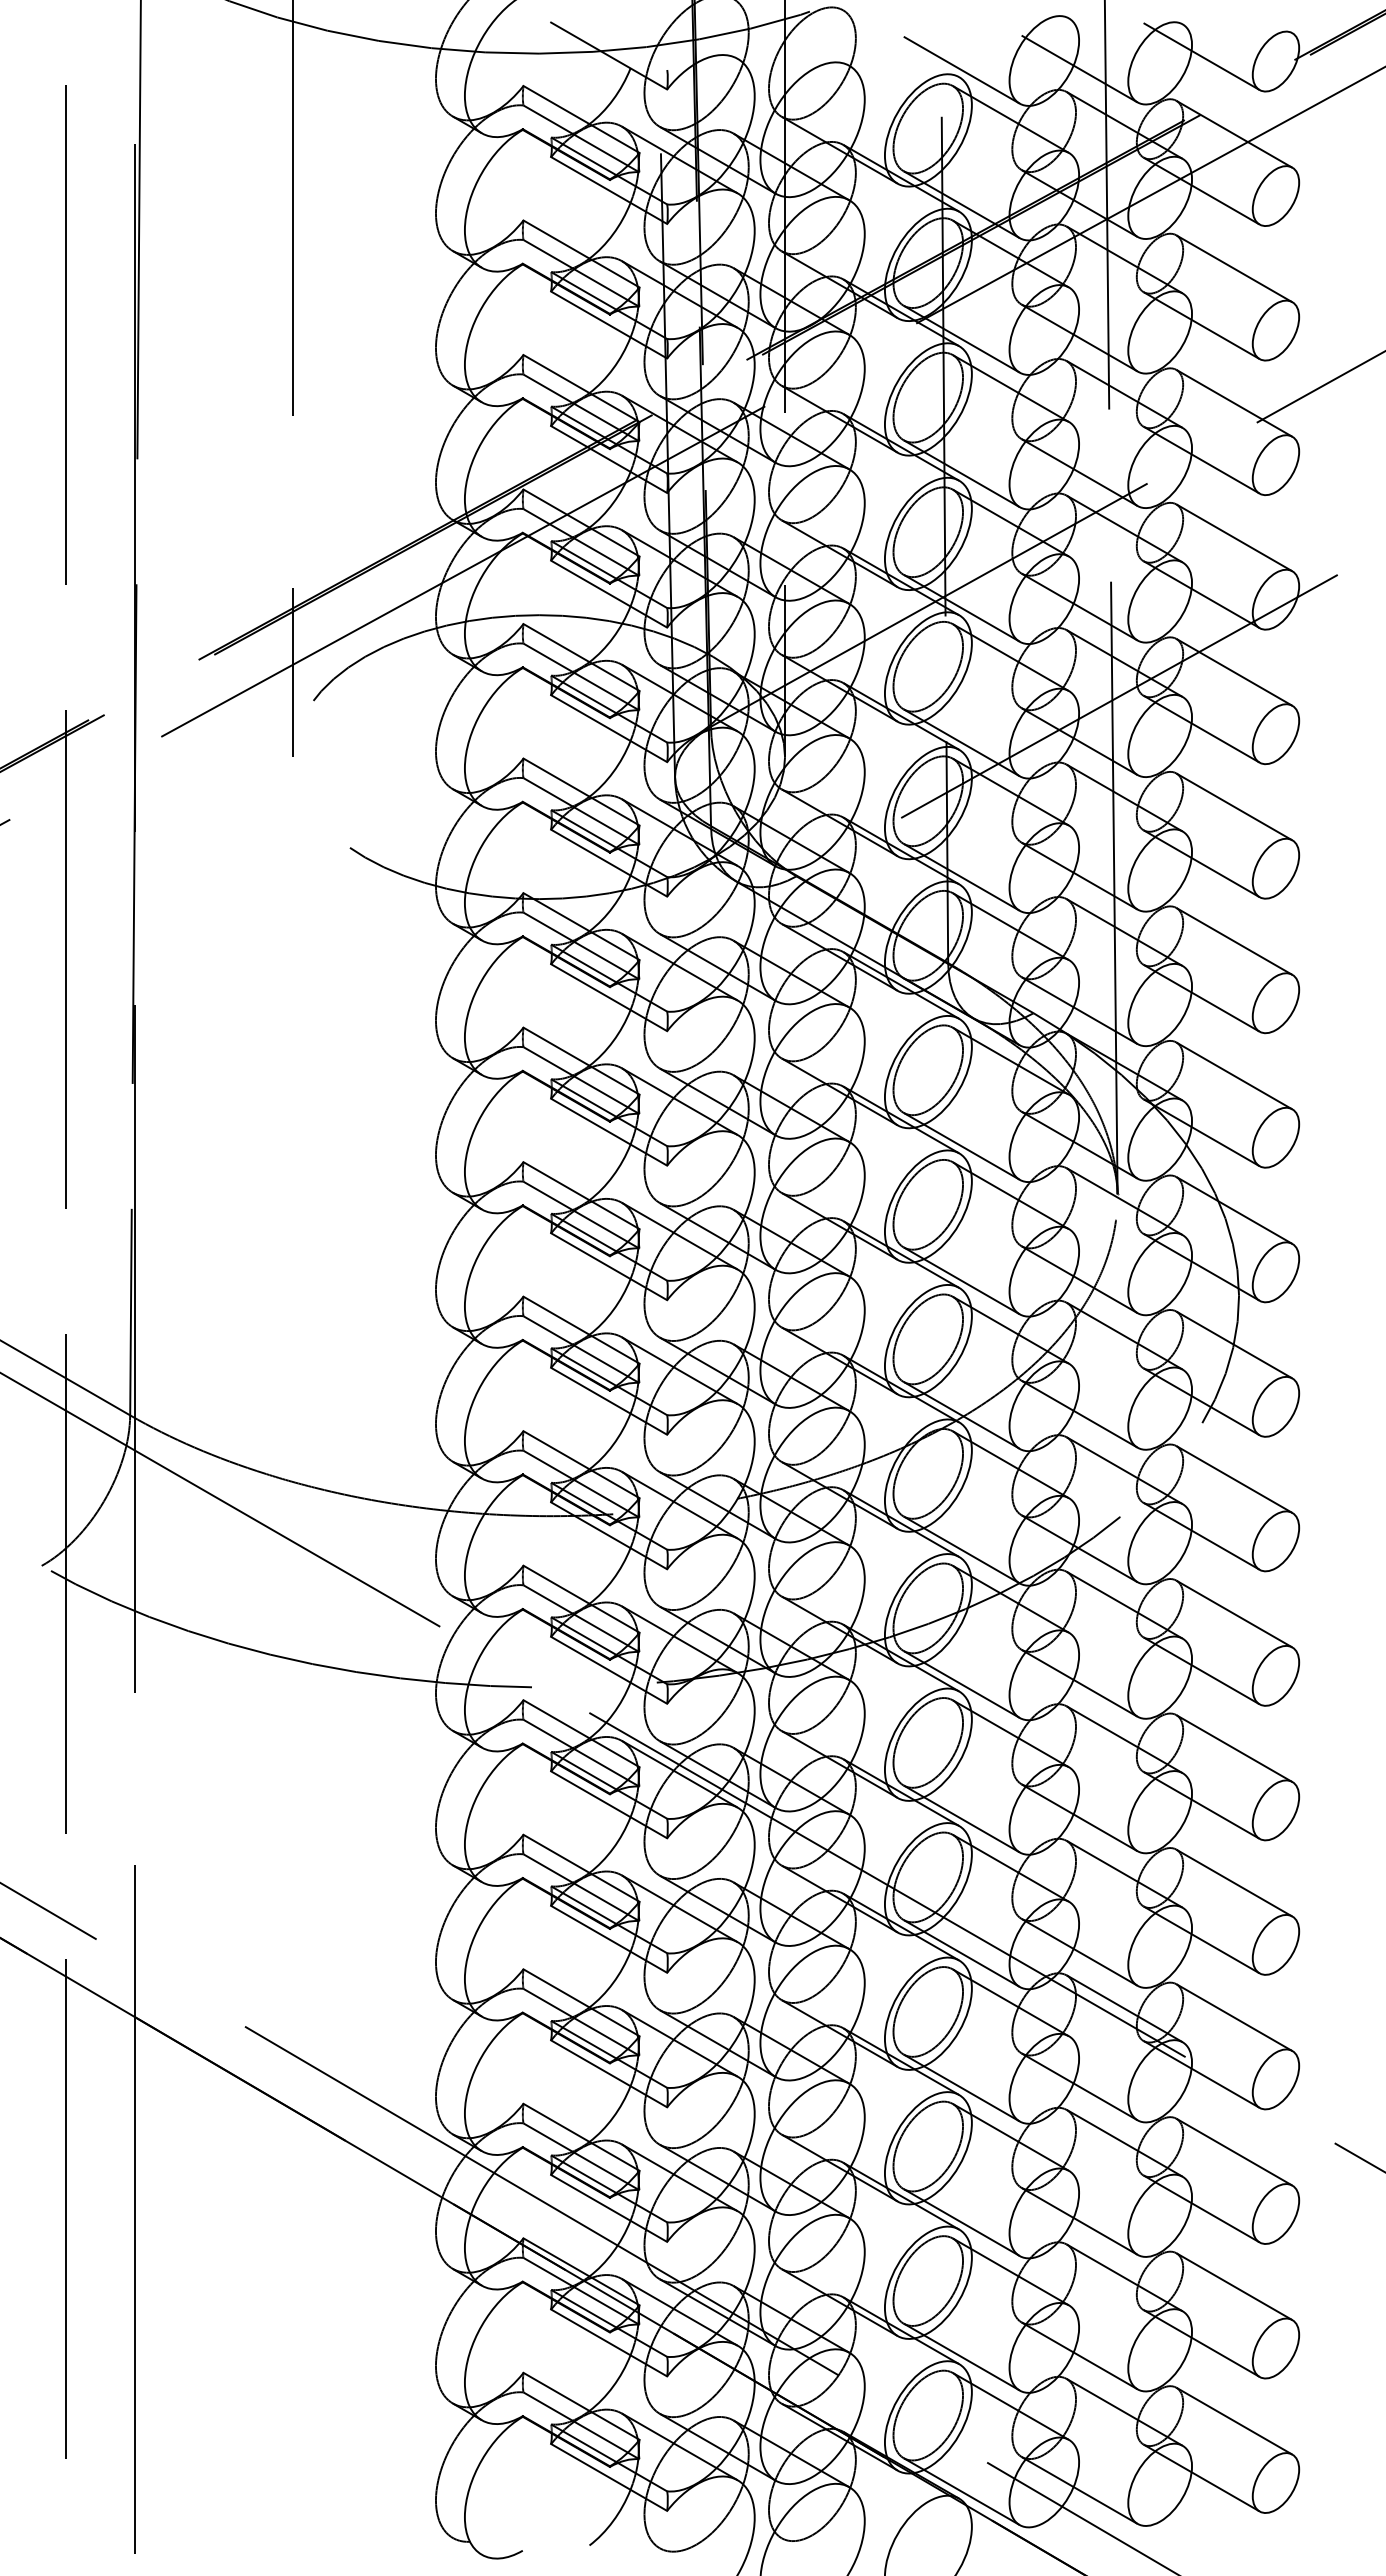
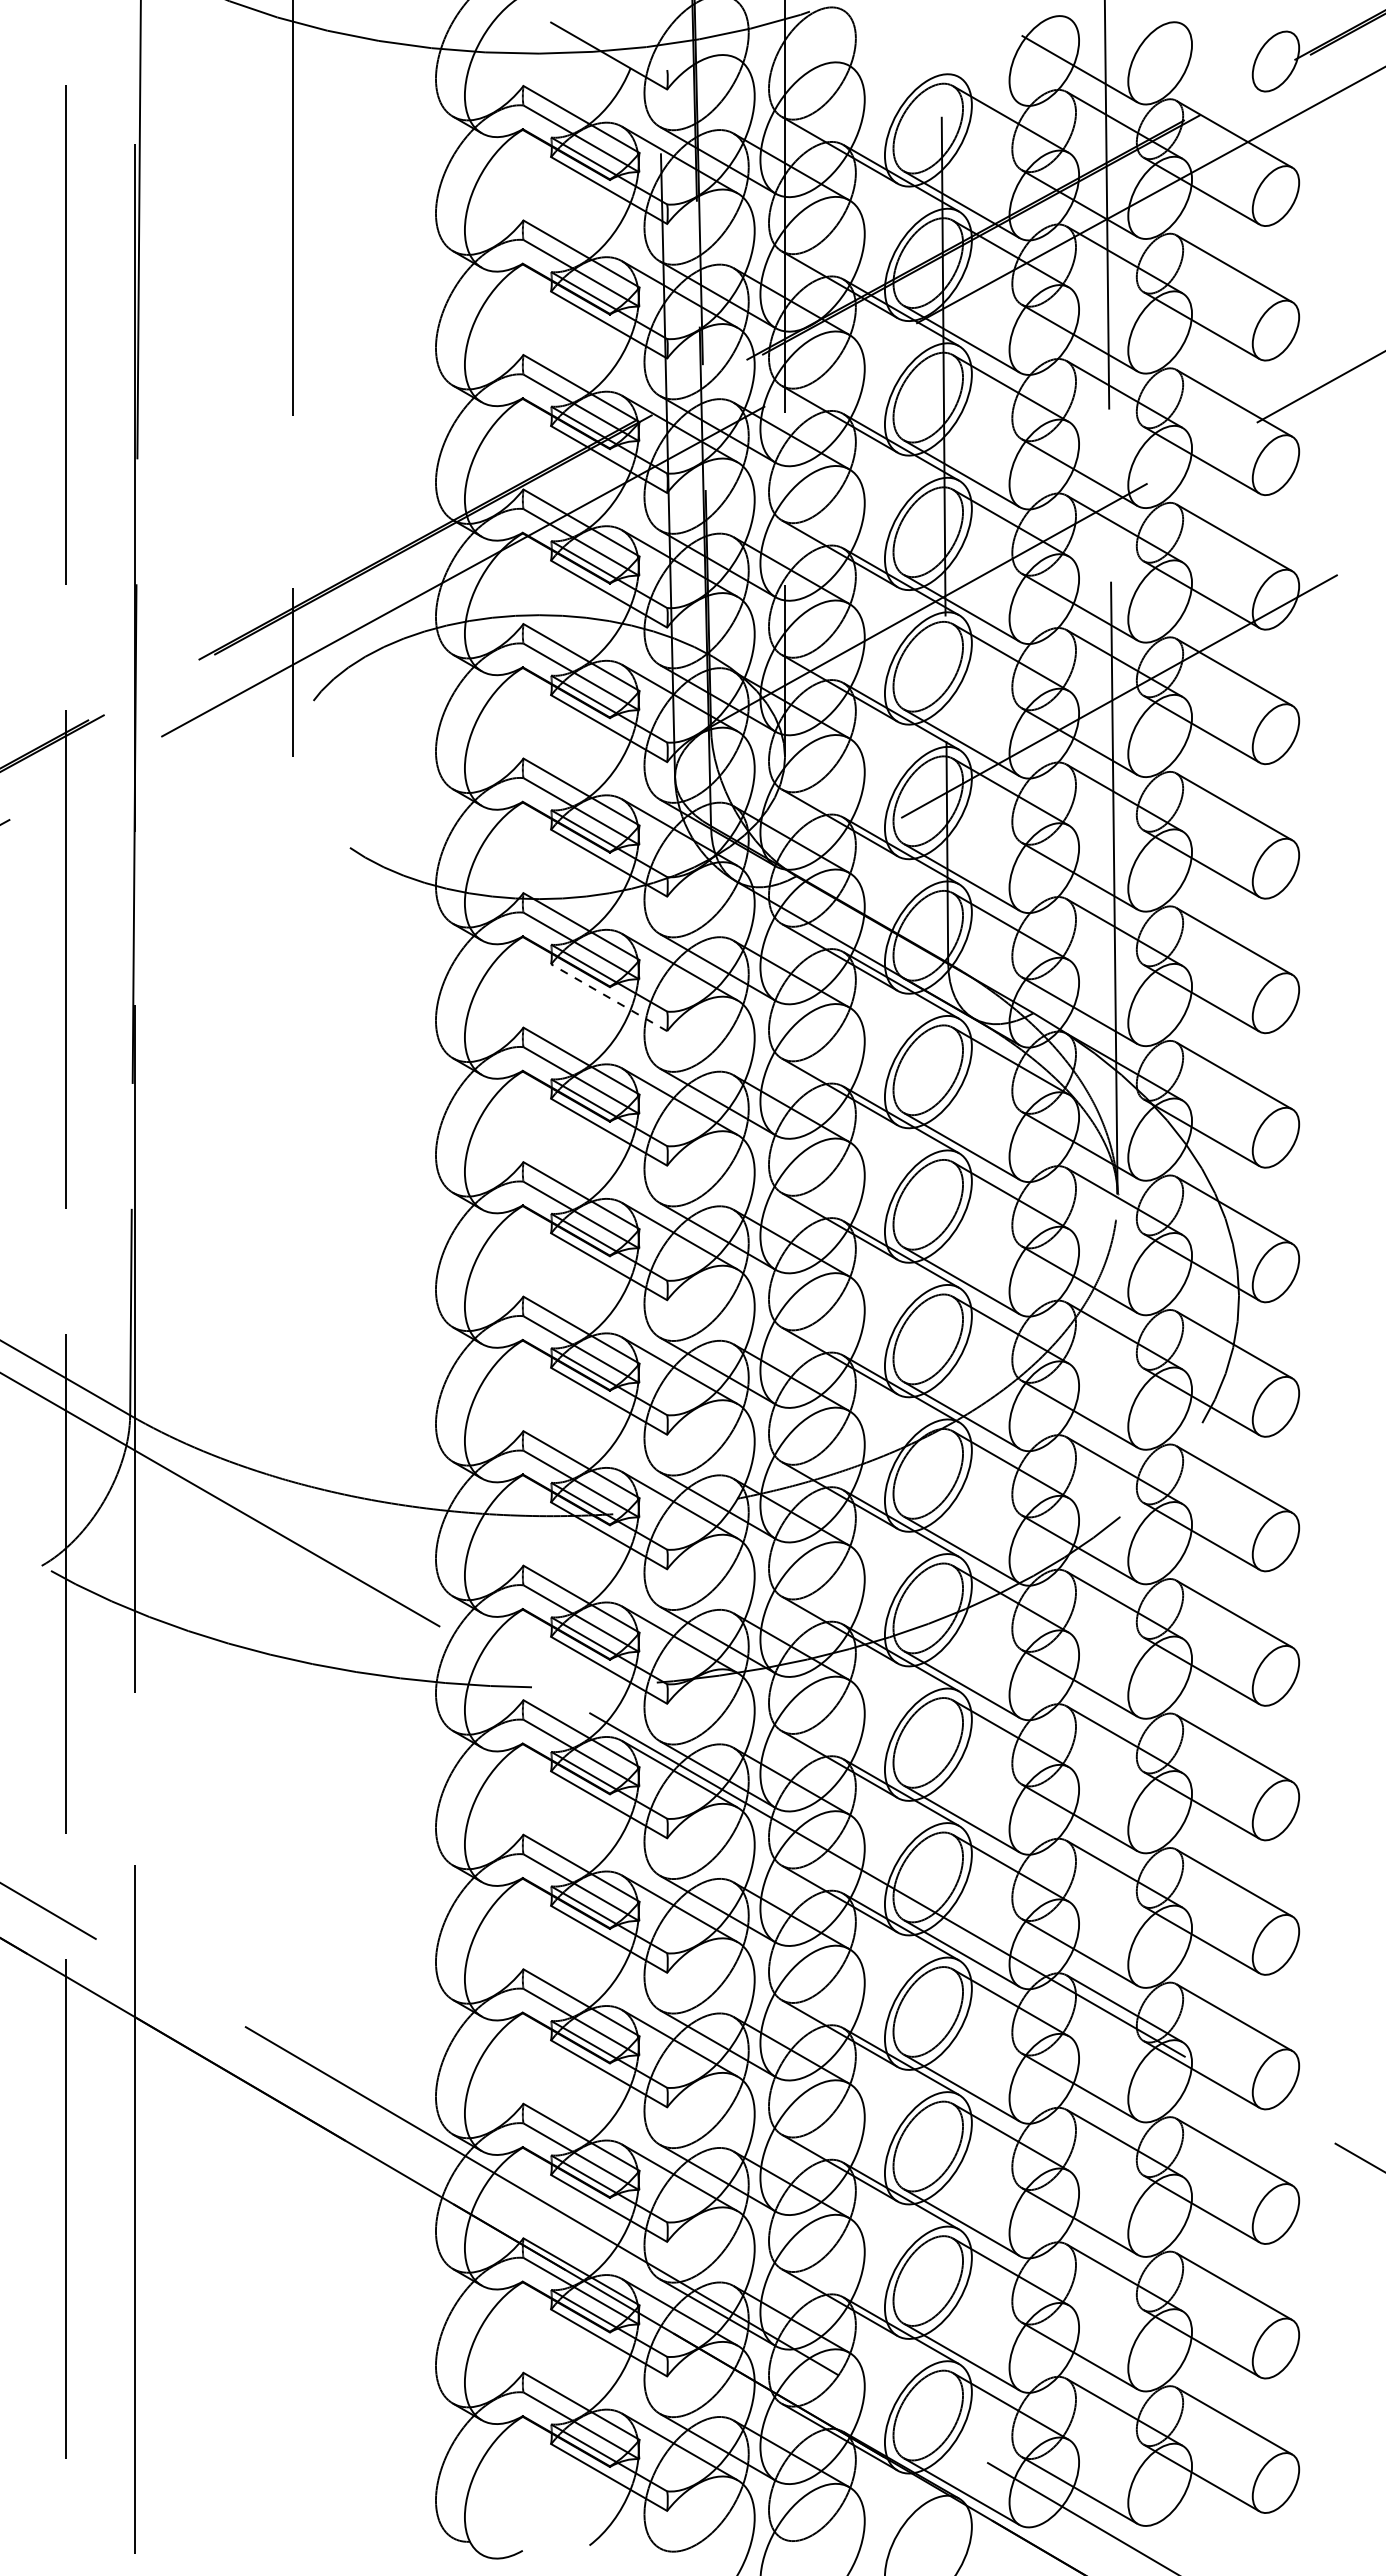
line: present -> none (1201, 56)
line: present -> none (961, 69)
line: solid -> dashed (609, 997)
